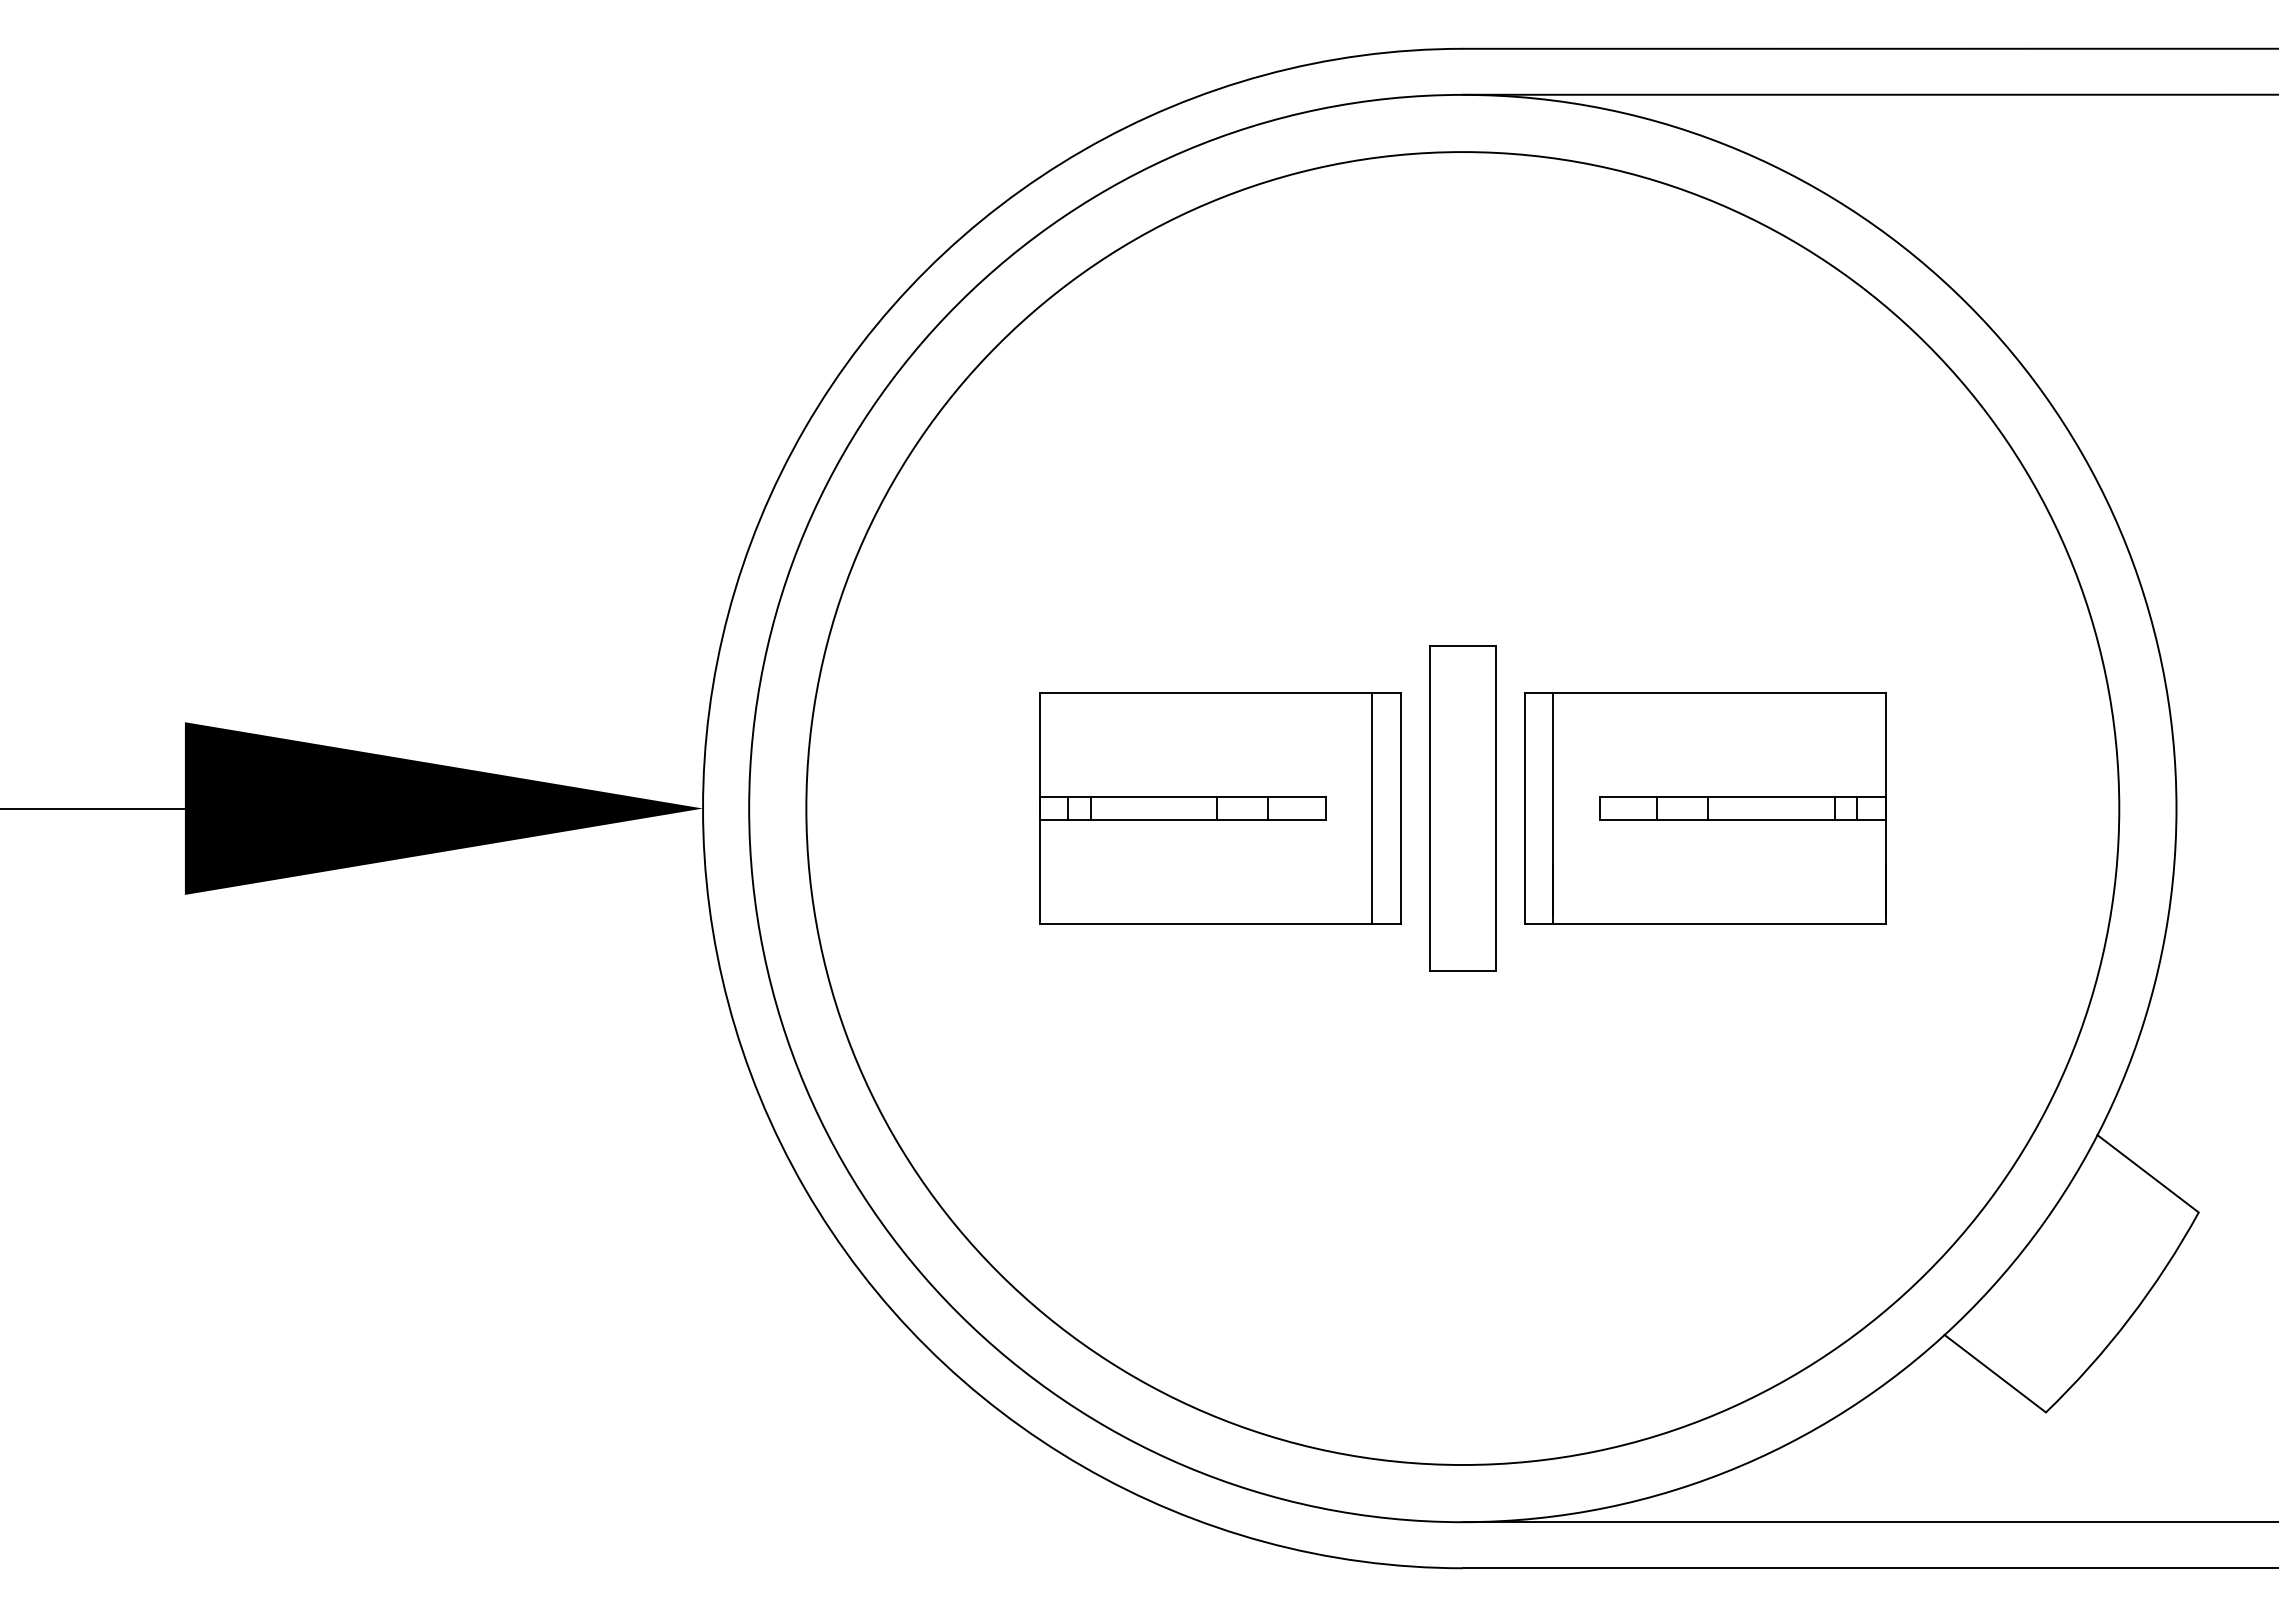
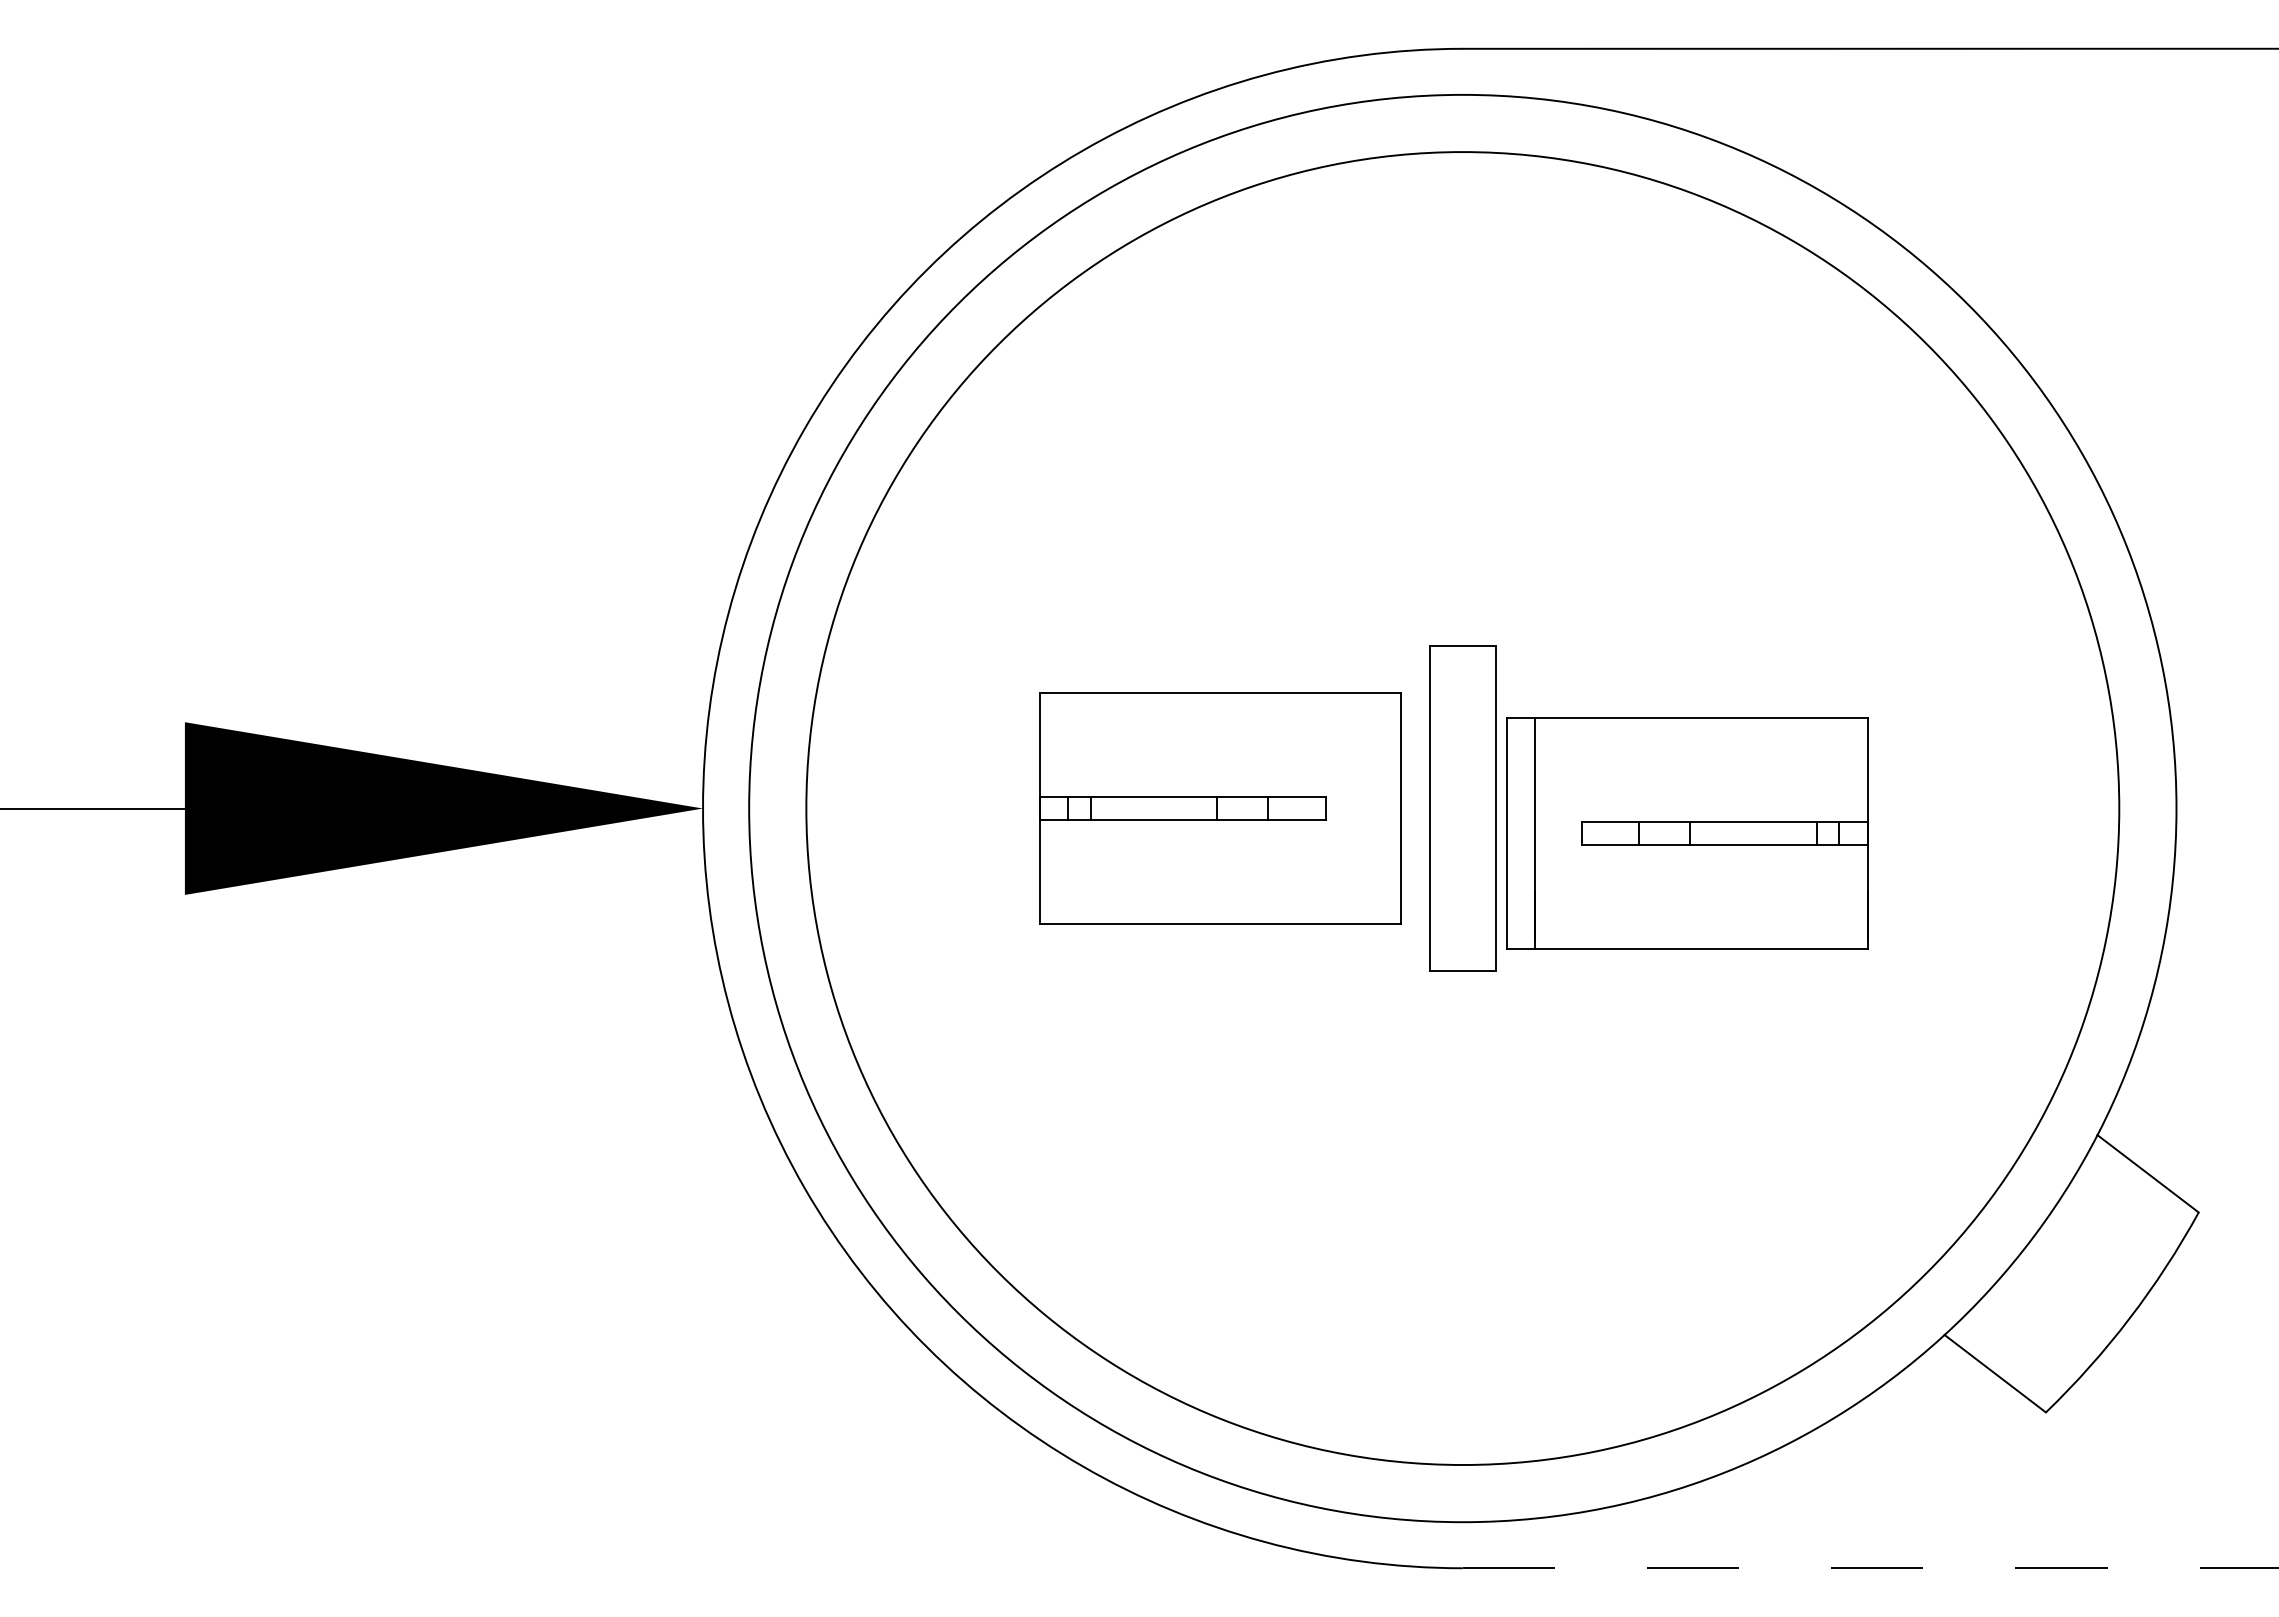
line: present -> none (1868, 94)
line: present -> none (1372, 808)
part position: (1705, 808) -> (1687, 833) (1687, 833)
line: present -> none (1868, 1522)
line: solid -> dashed (1870, 1568)
